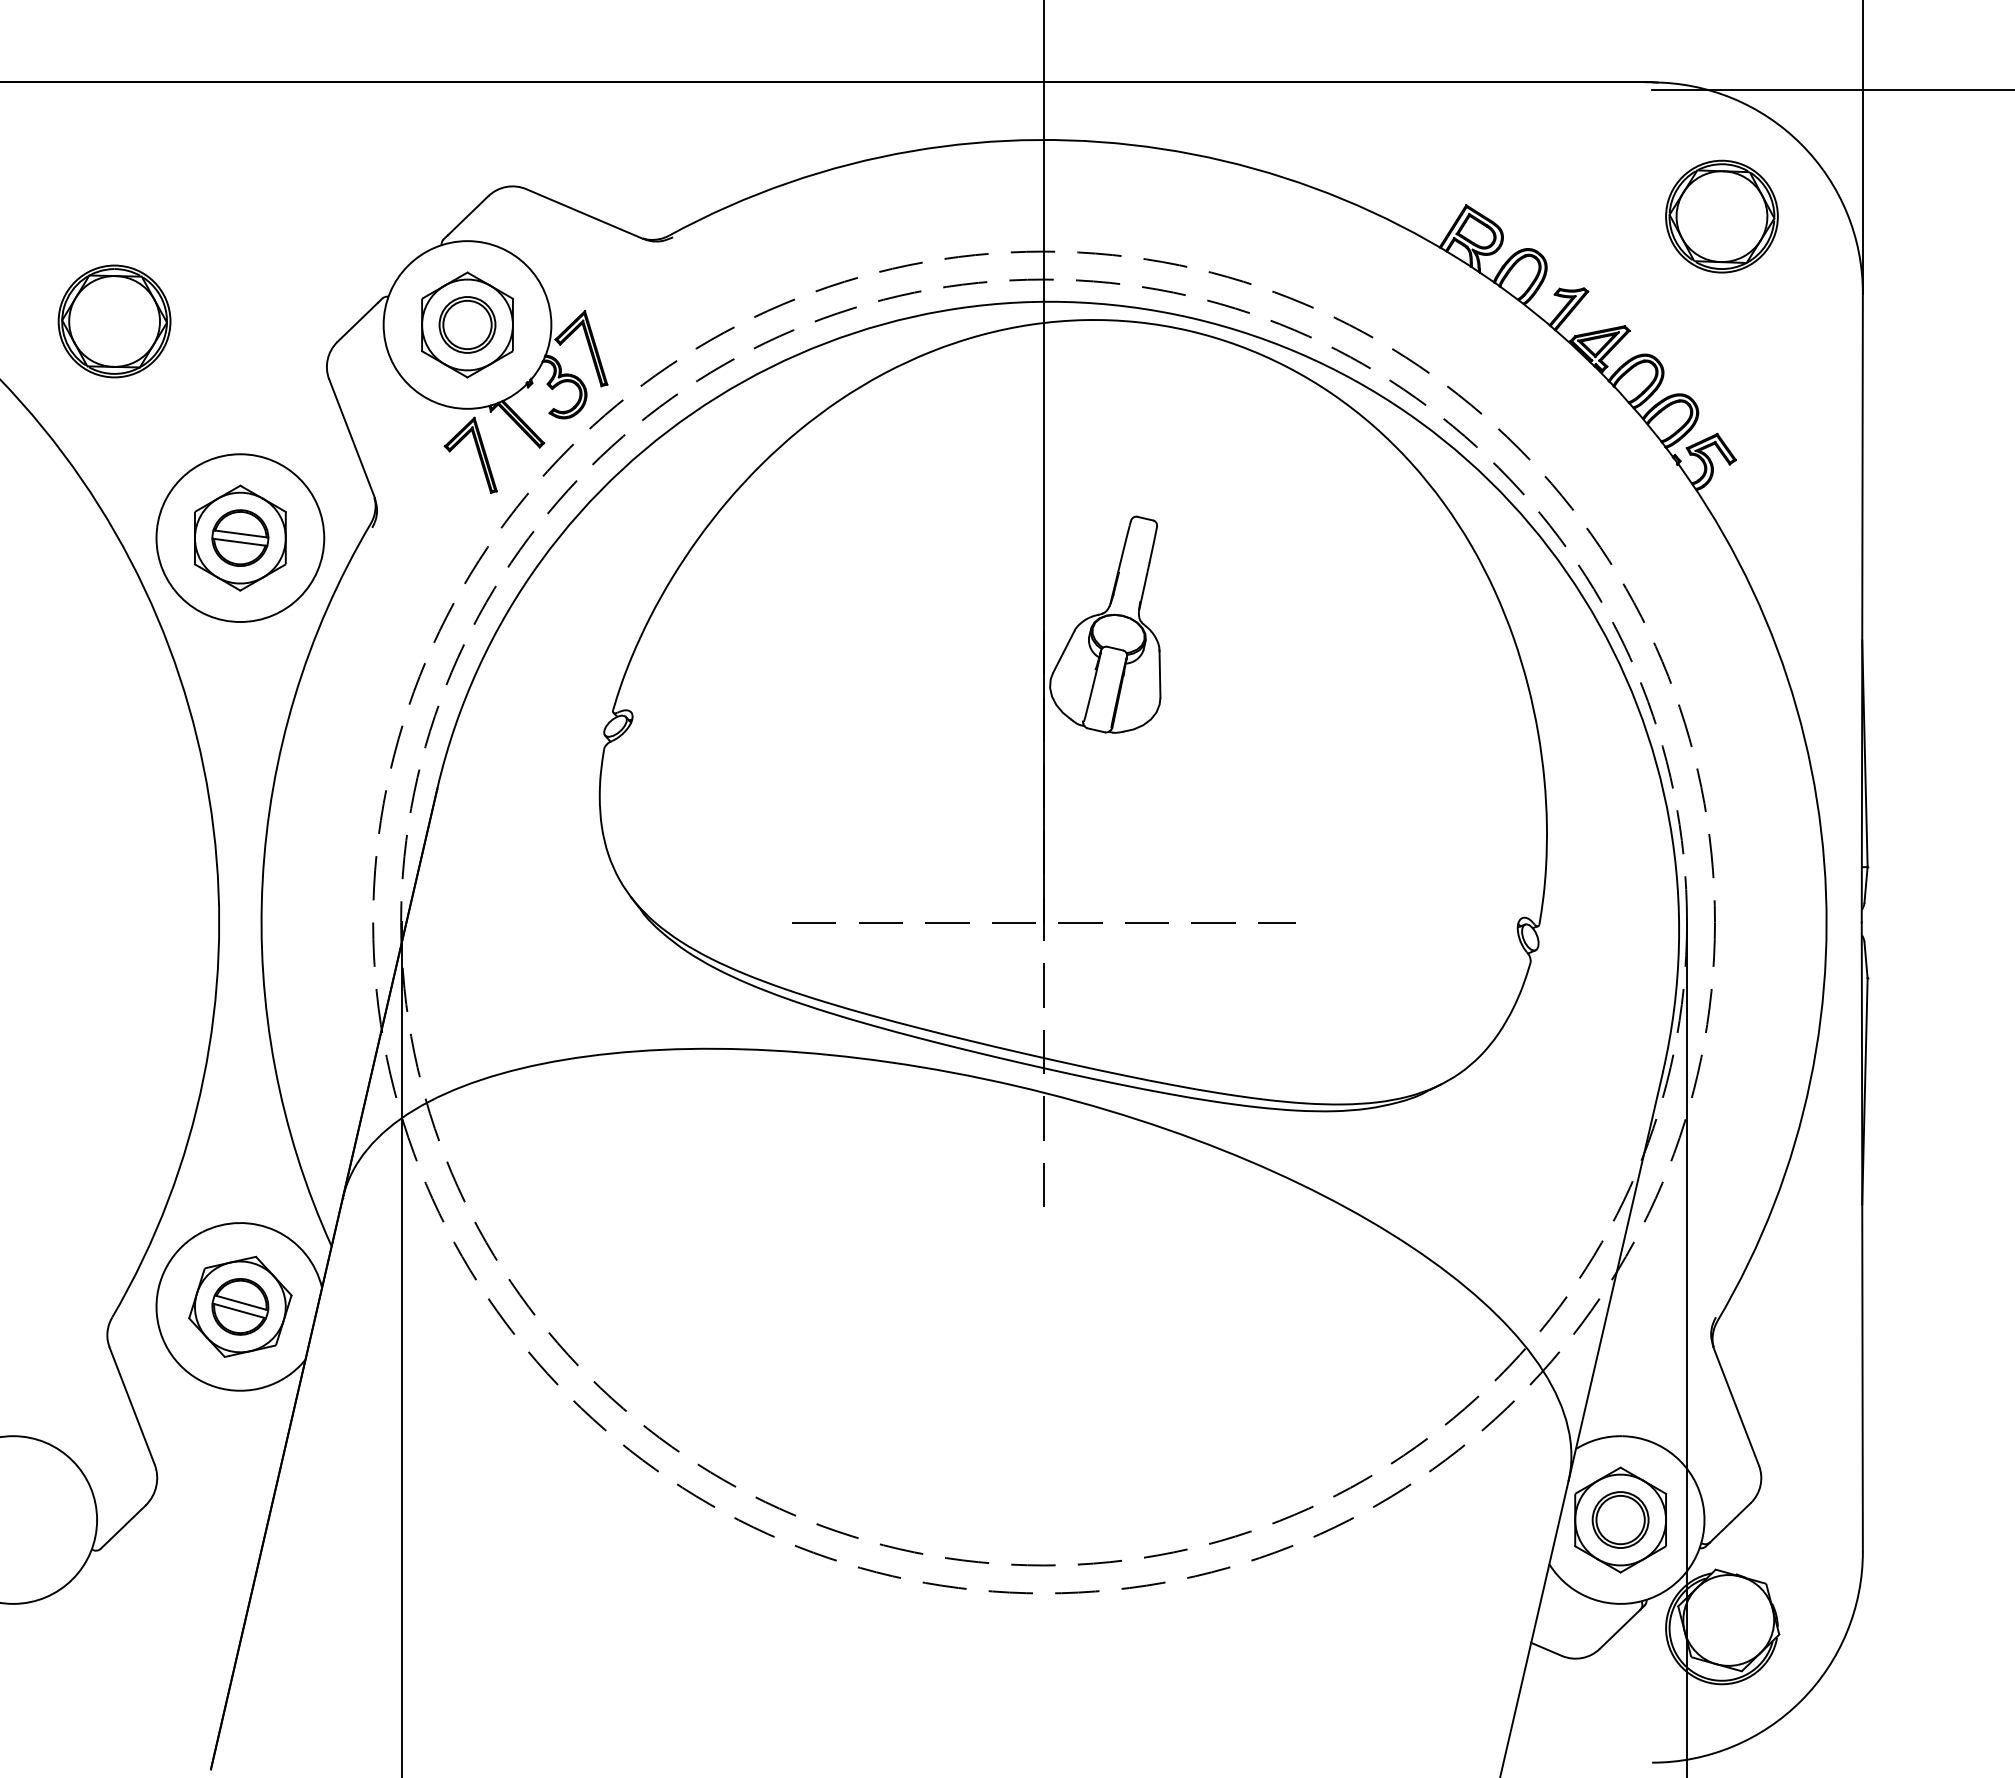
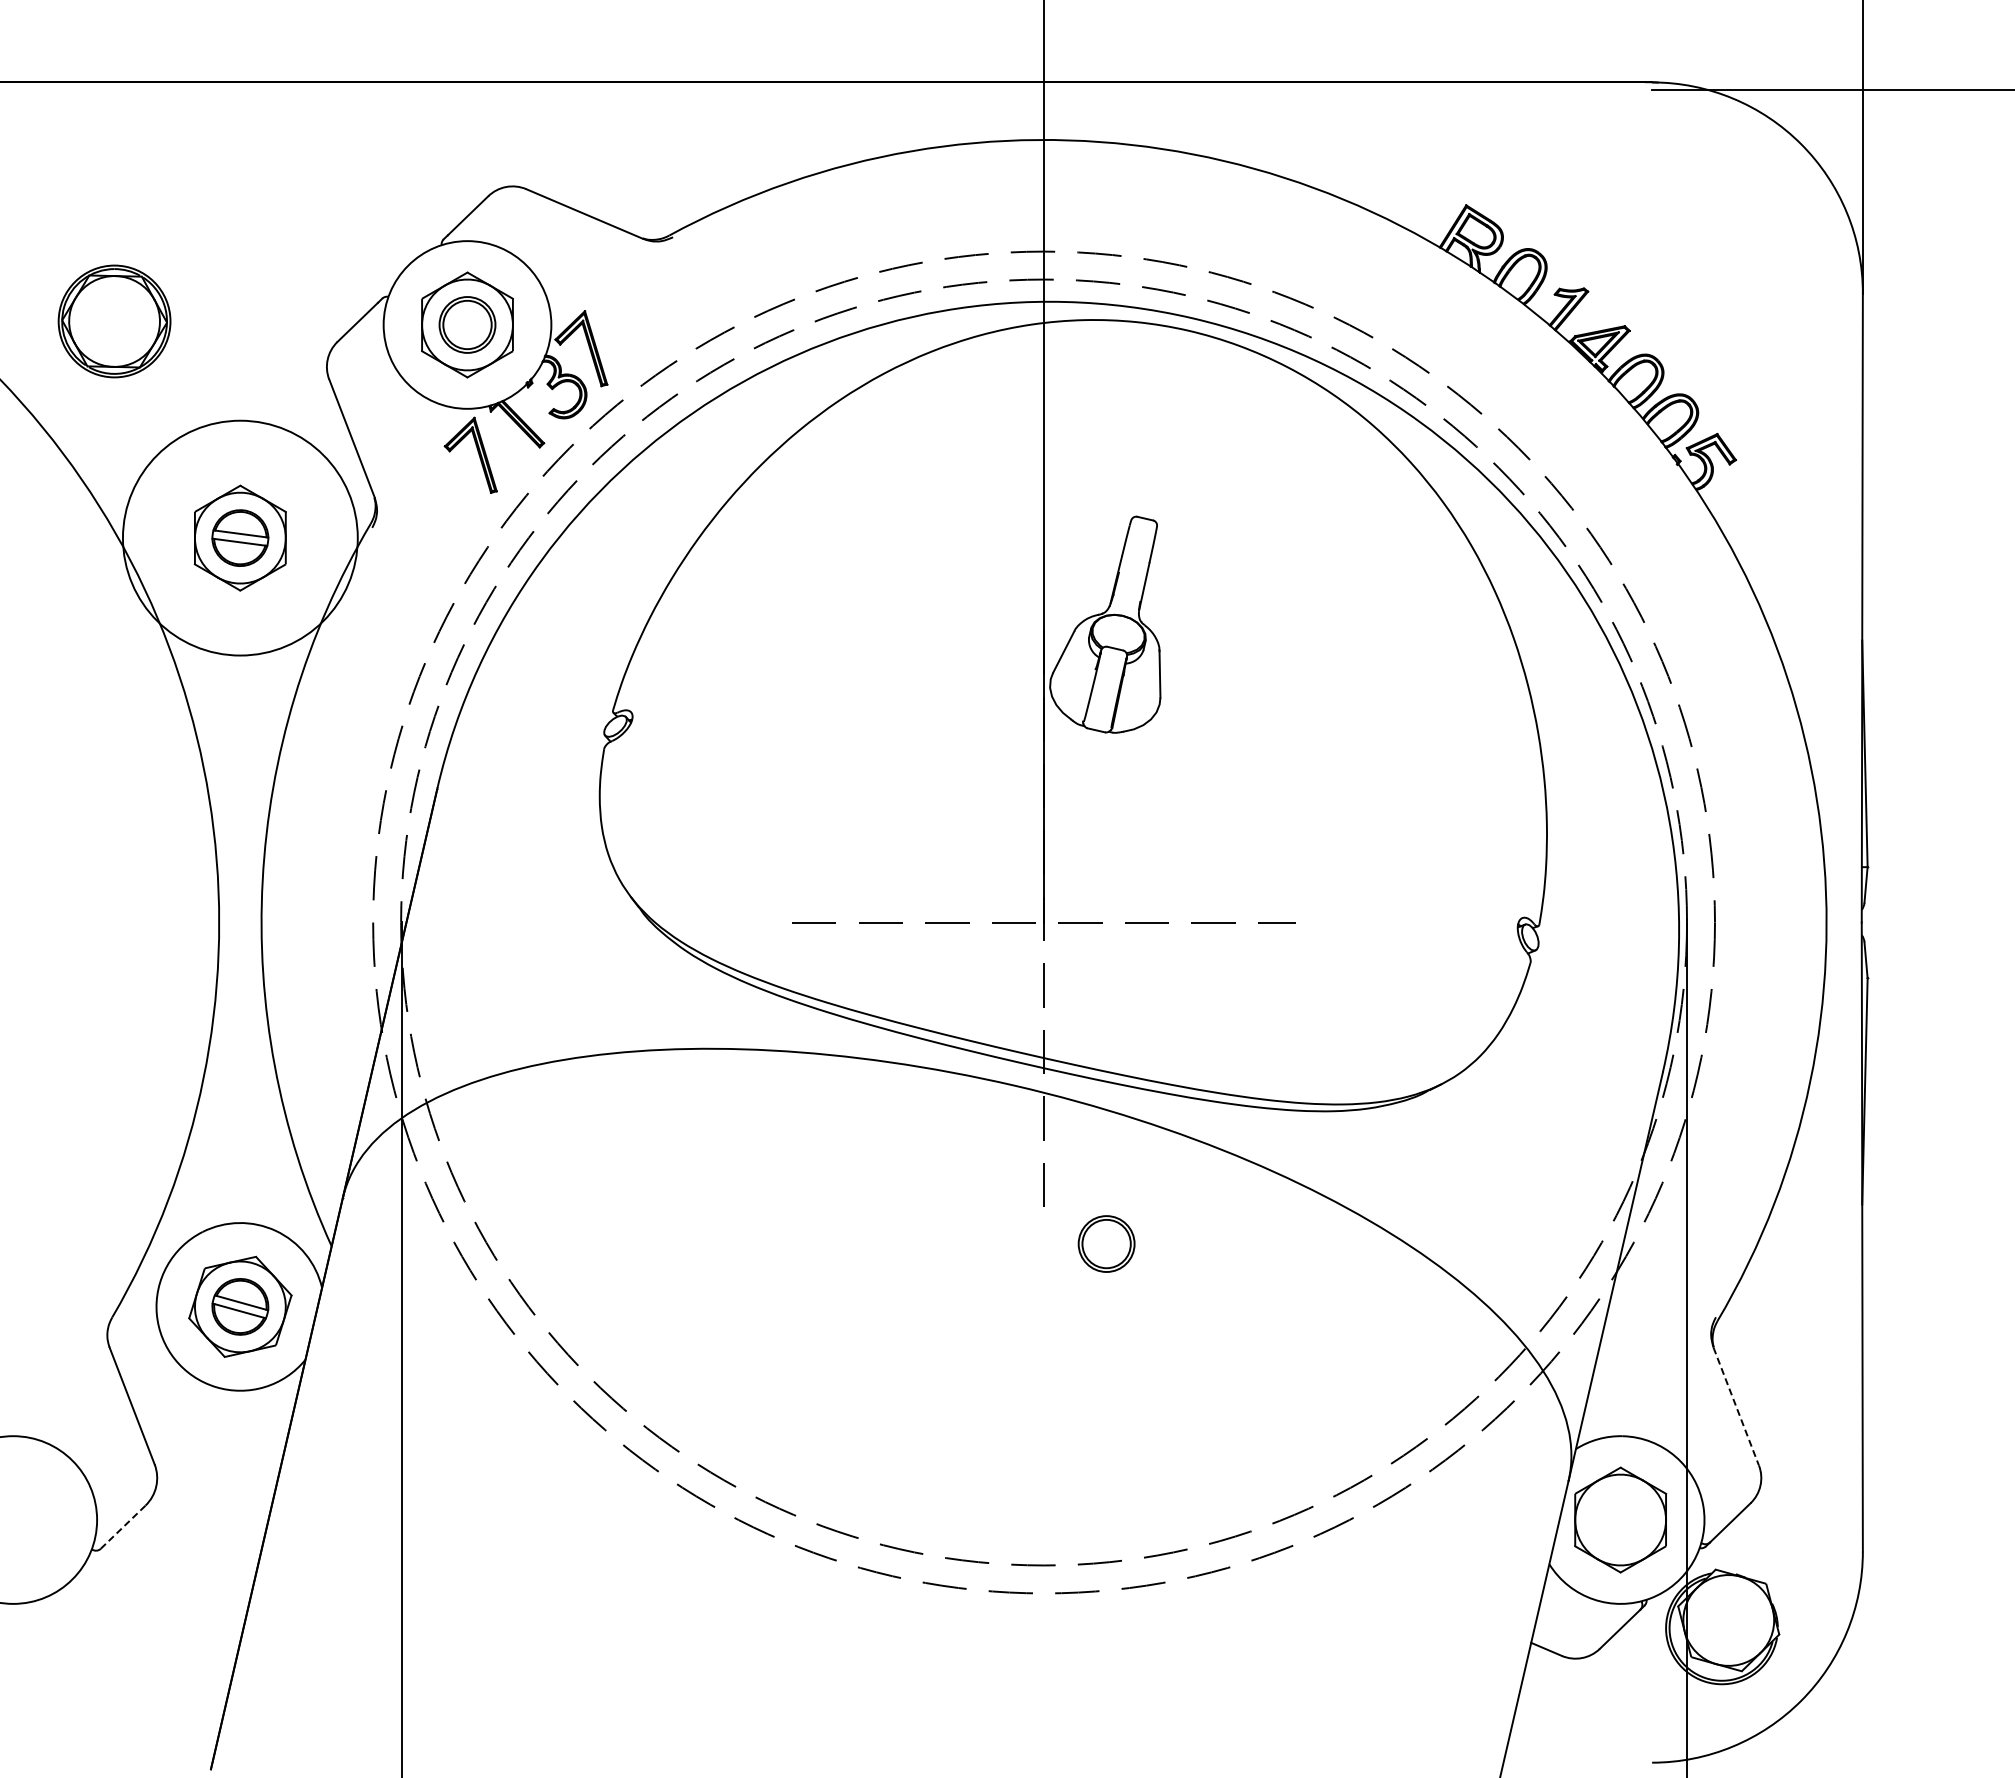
part: present -> none (1721, 216)
circle diameter: 168 px -> 235 px (239, 537)
line: solid -> dashed (1736, 1407)
part position: (1620, 1519) -> (1106, 1243) (1106, 1243)
line: solid -> dashed (123, 1526)
